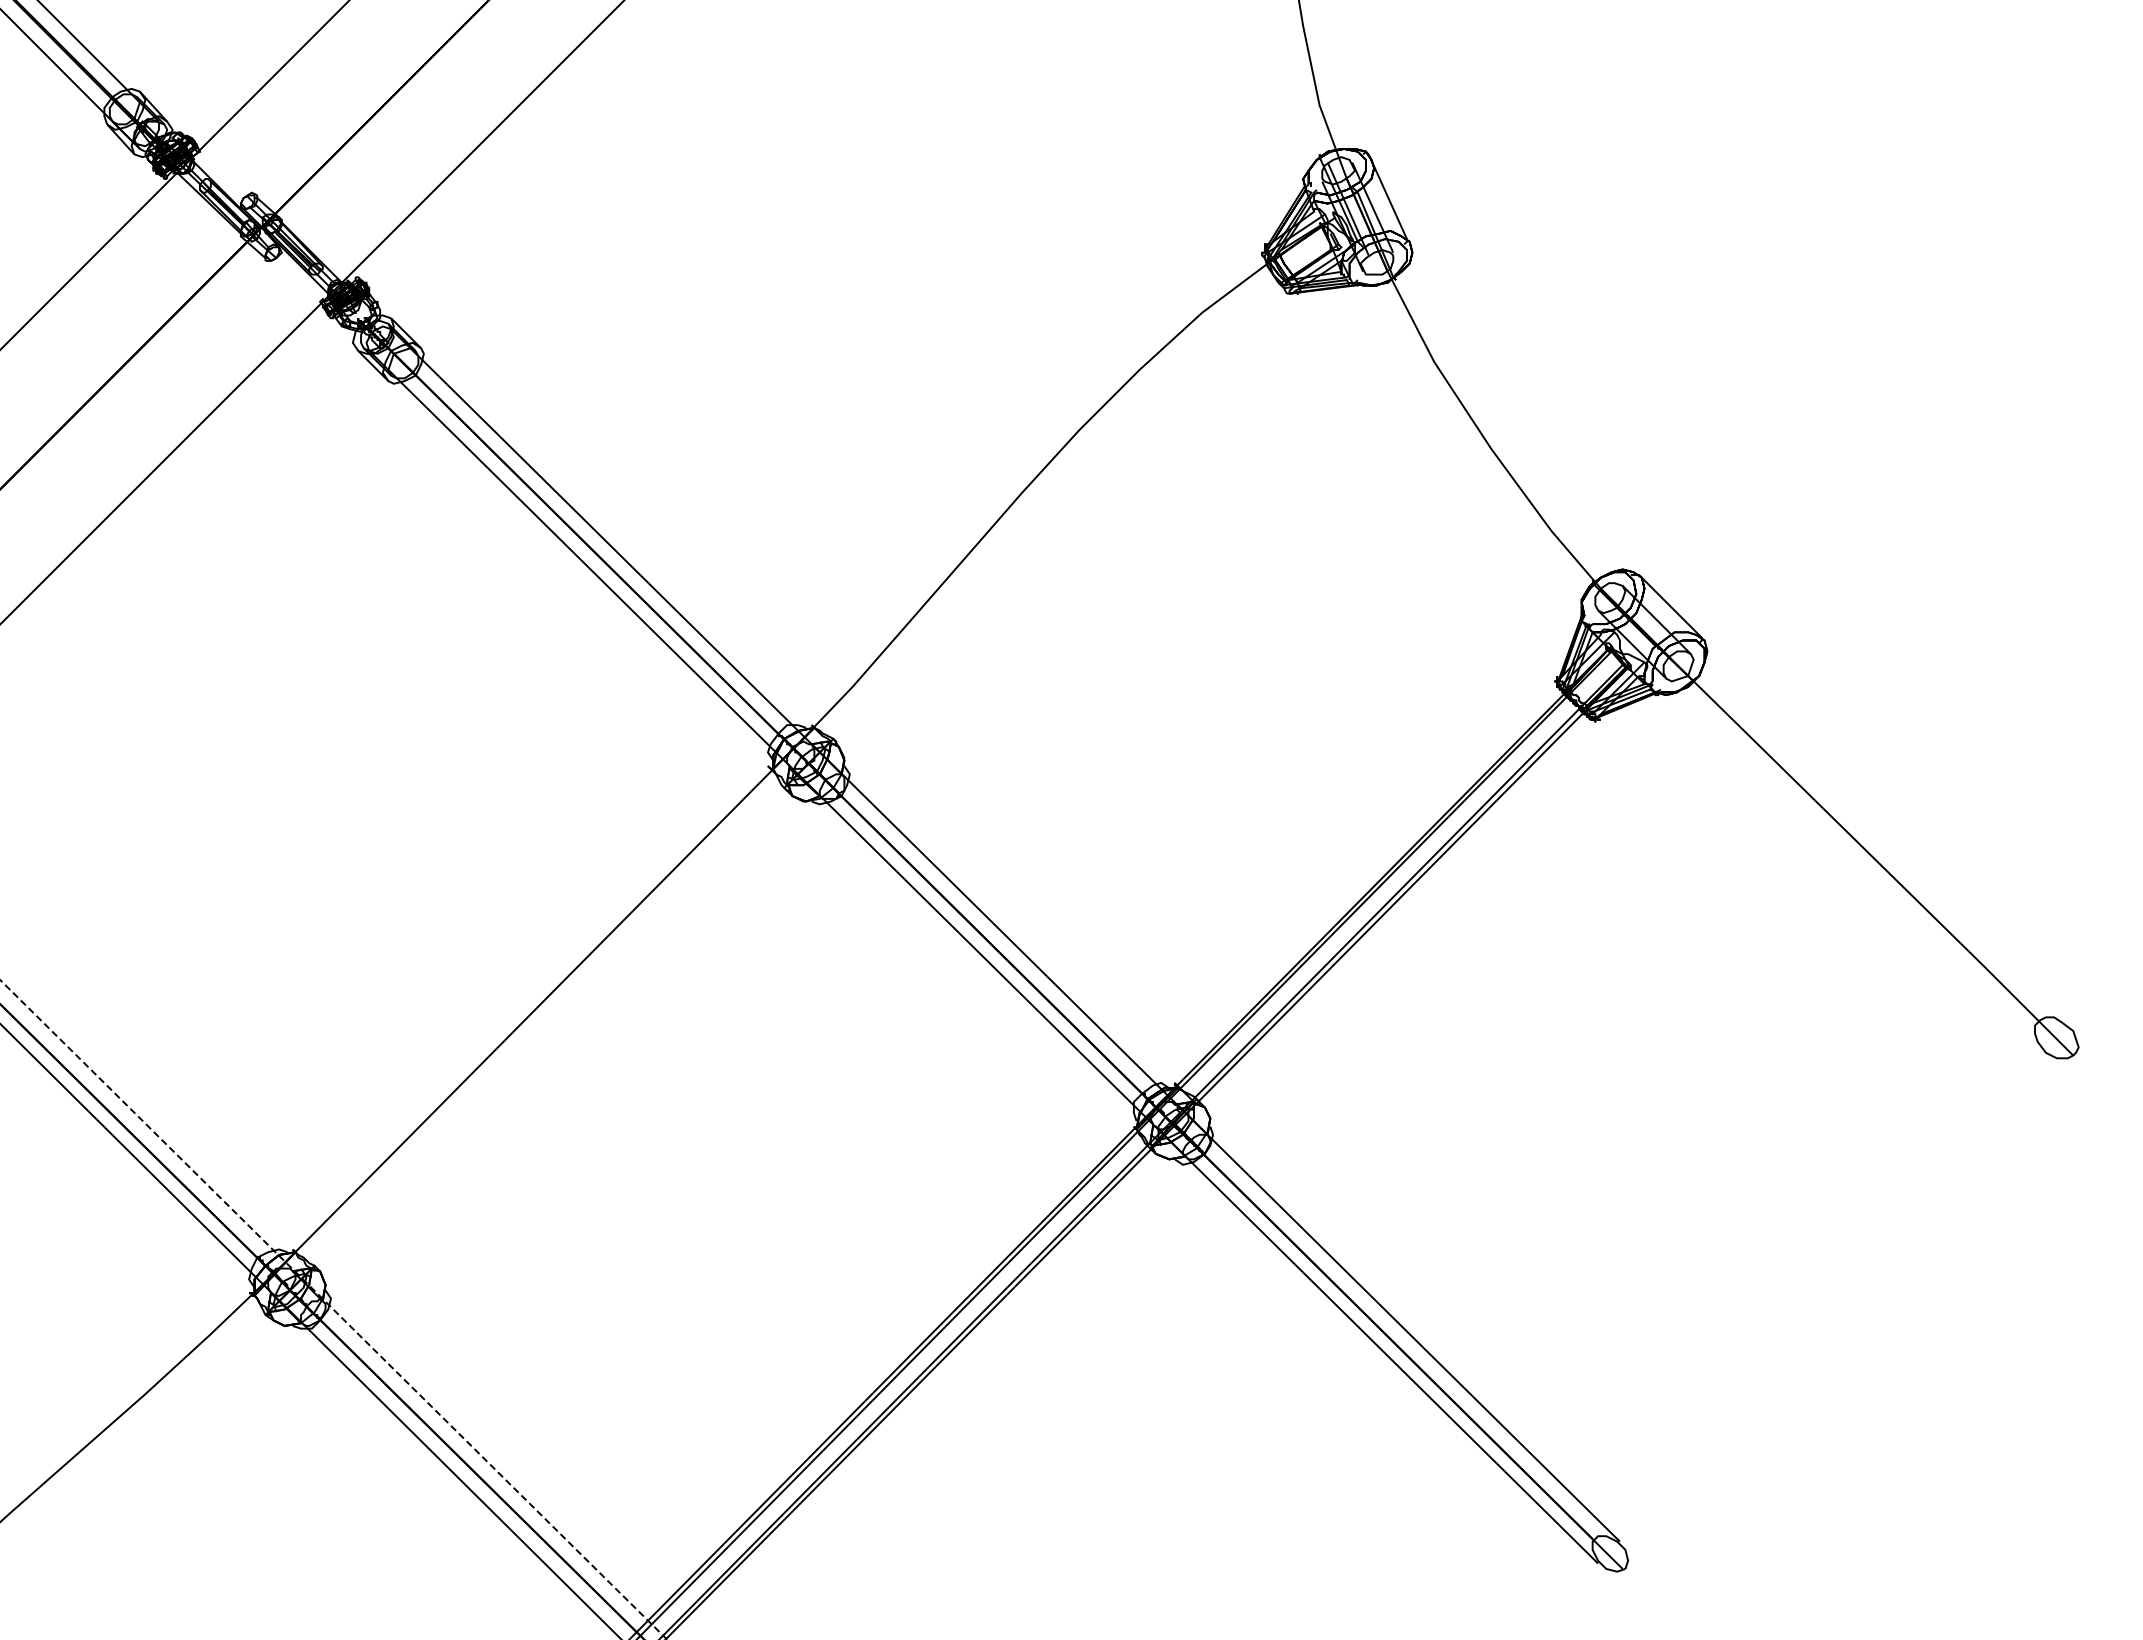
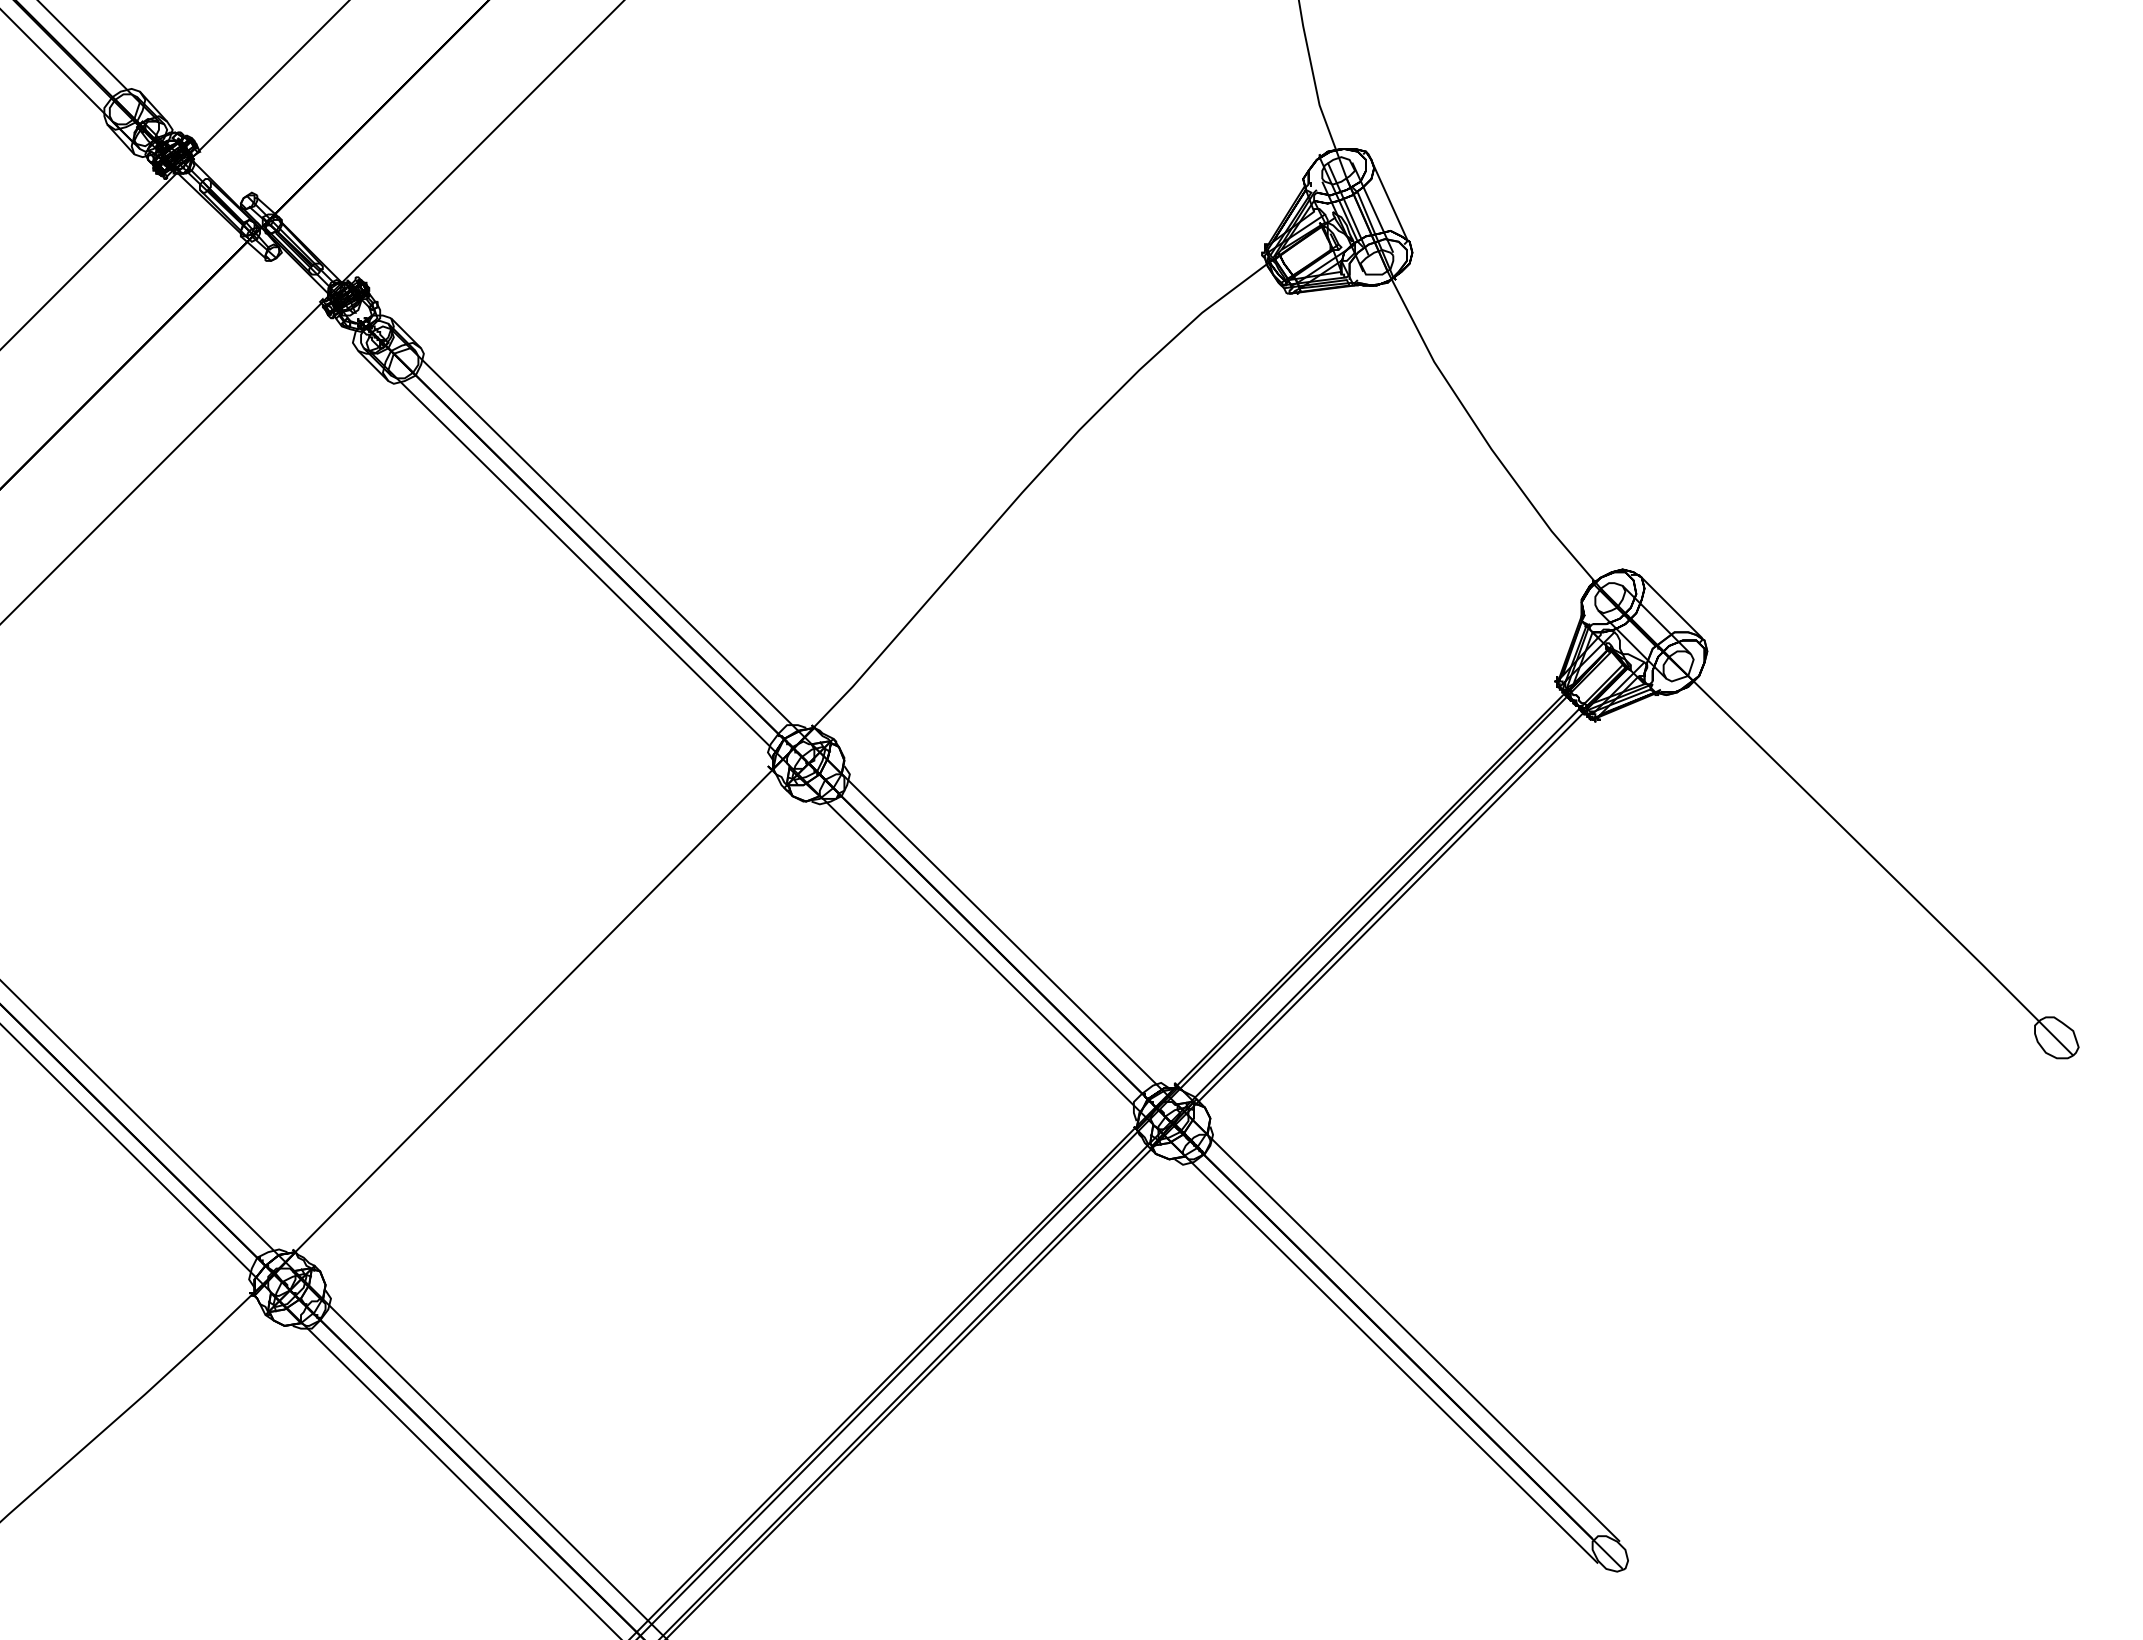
line: dashed -> solid (333, 1309)
